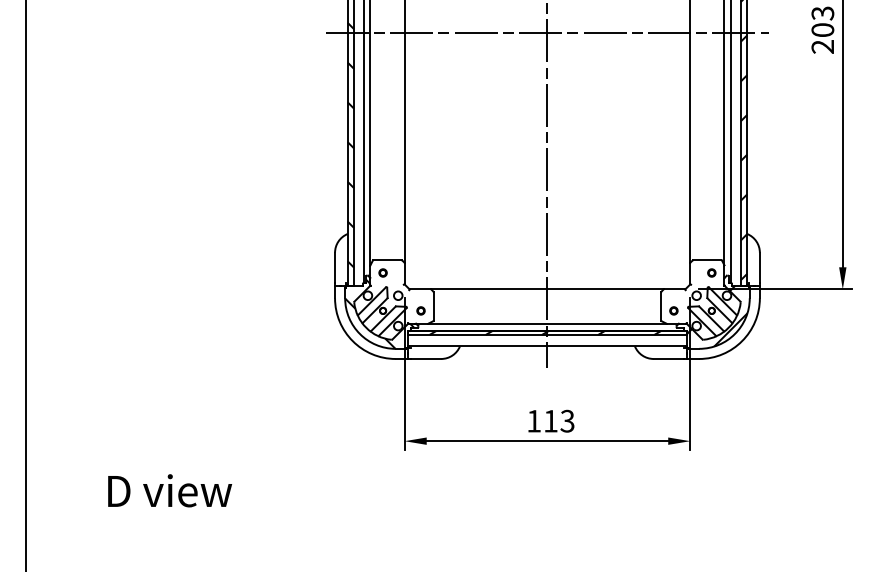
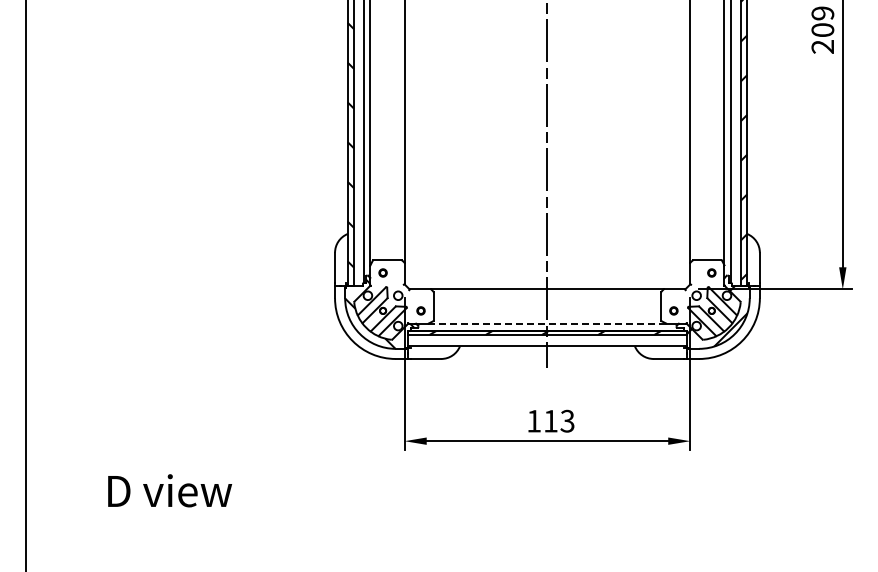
text: 203 -> 209 (822, 13)
line: present -> none (547, 32)
line: solid -> dashed (547, 323)
